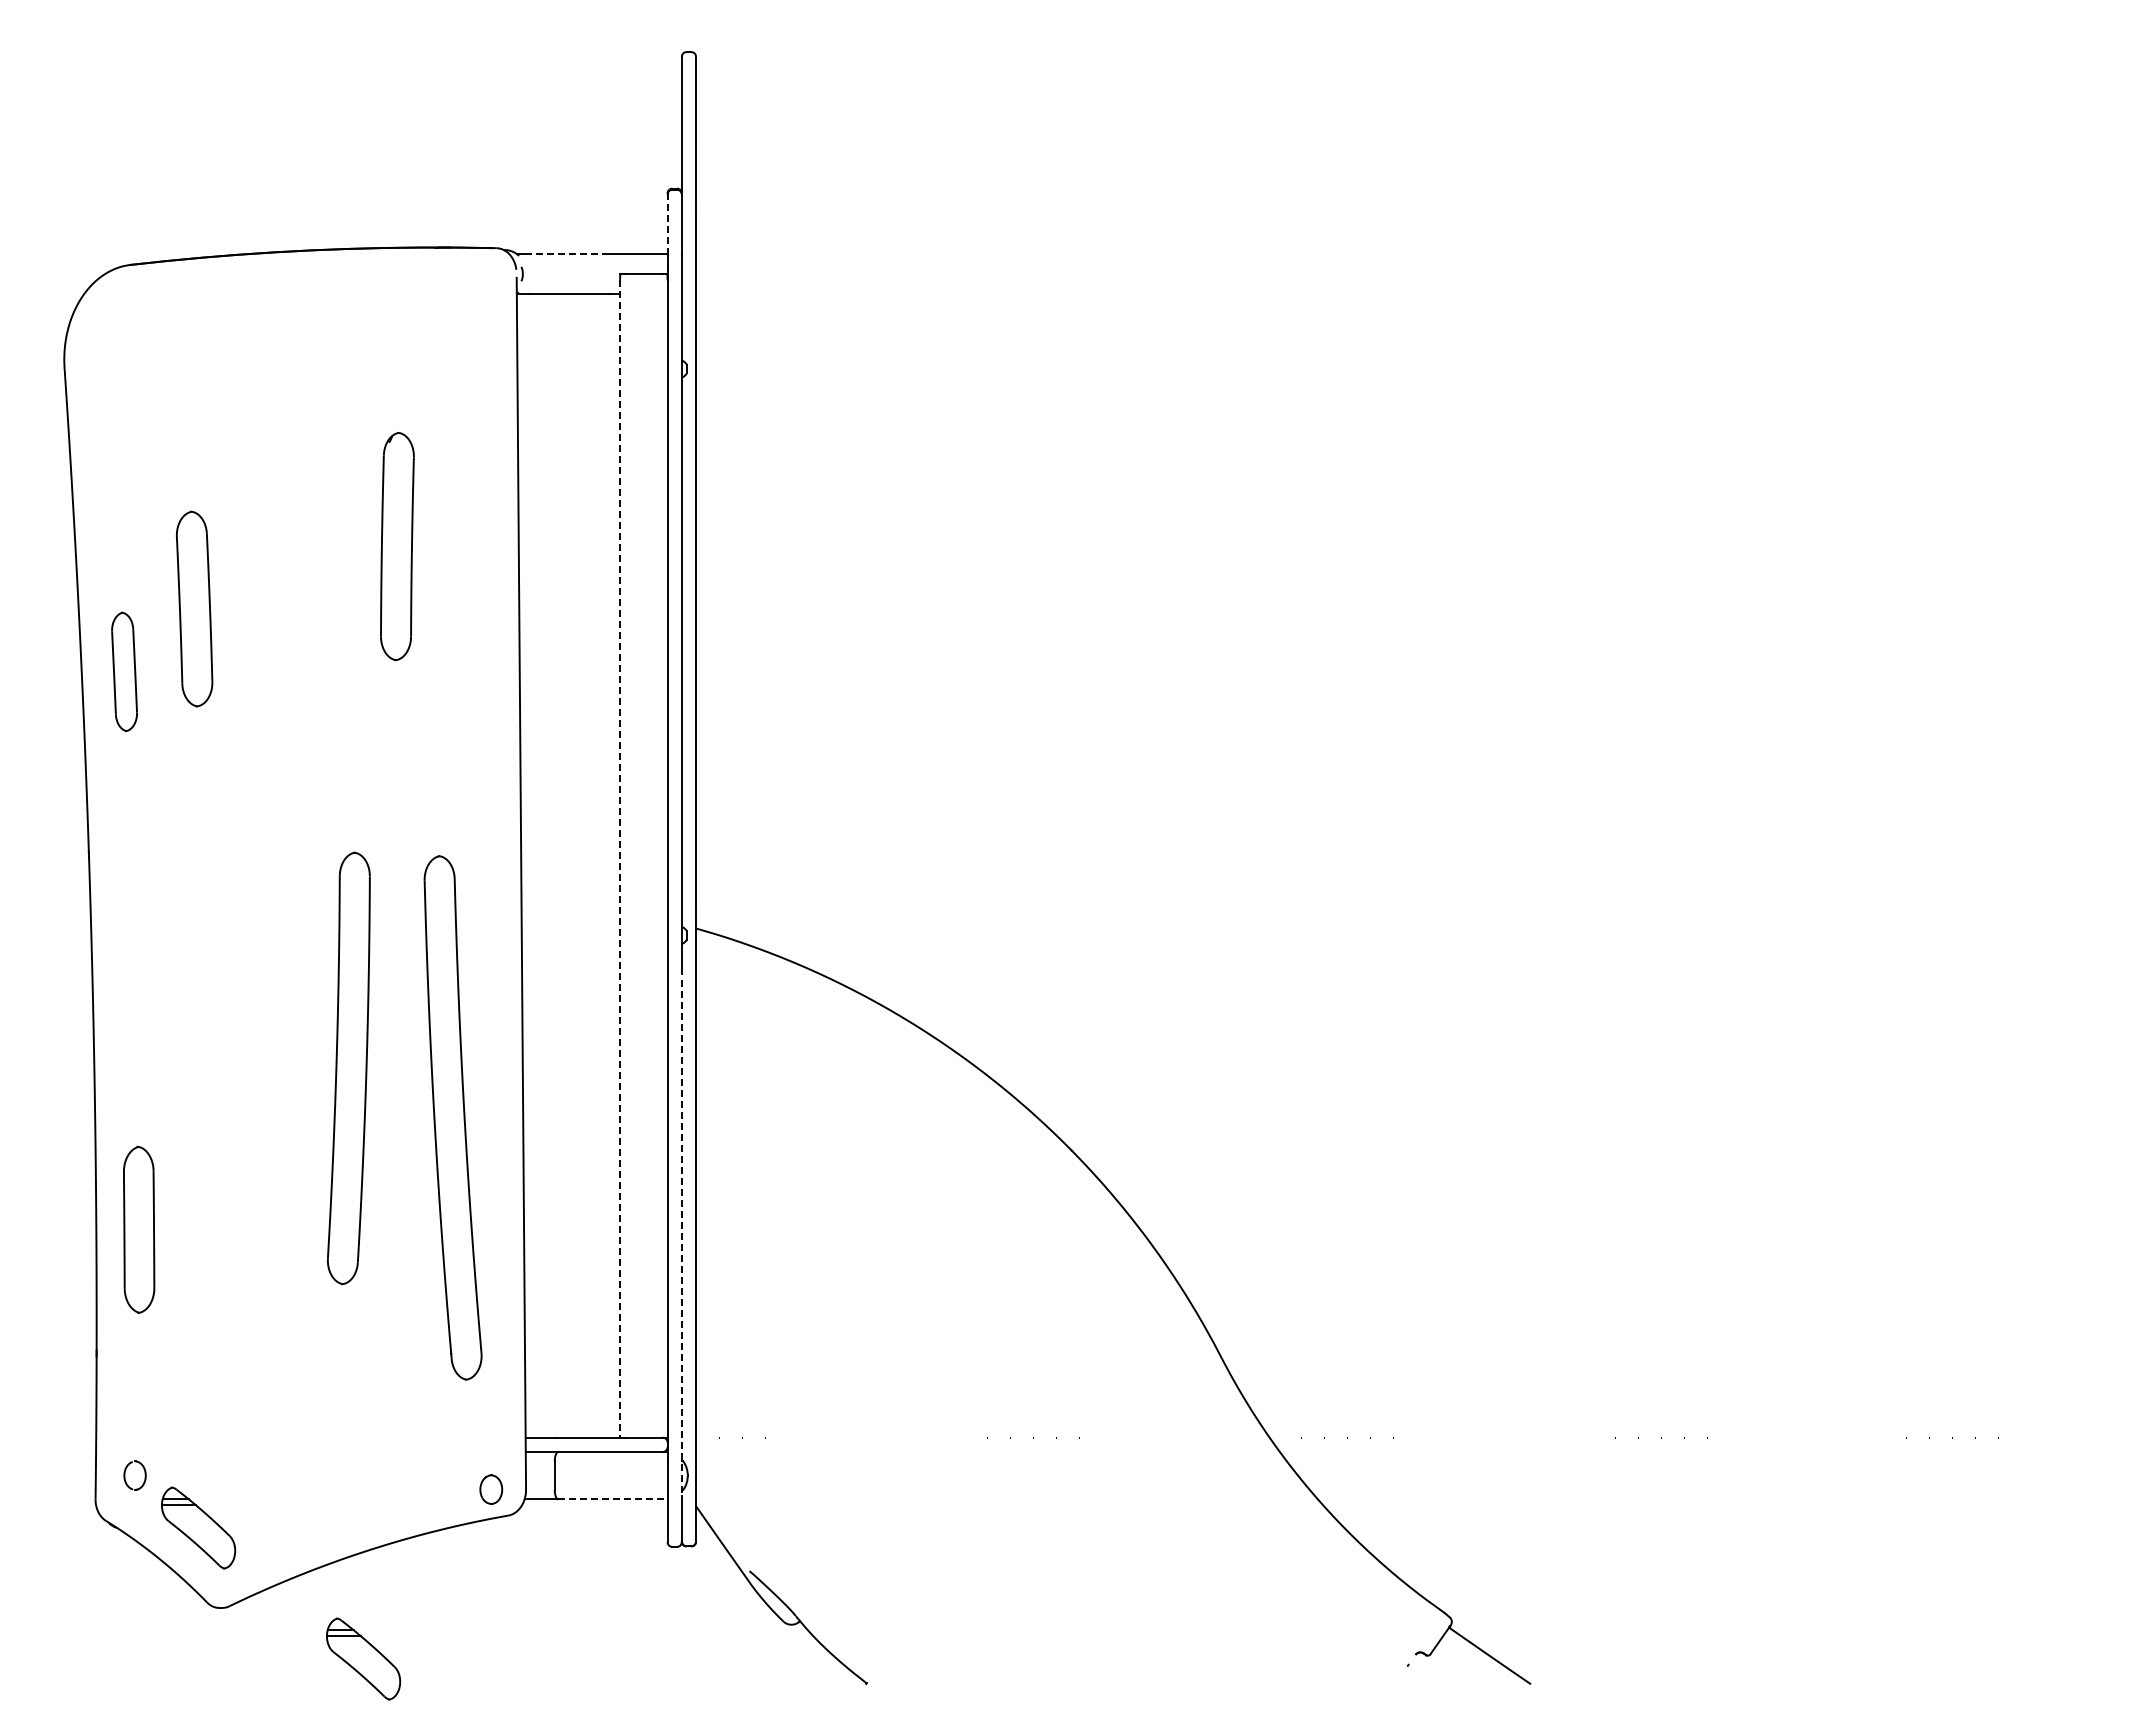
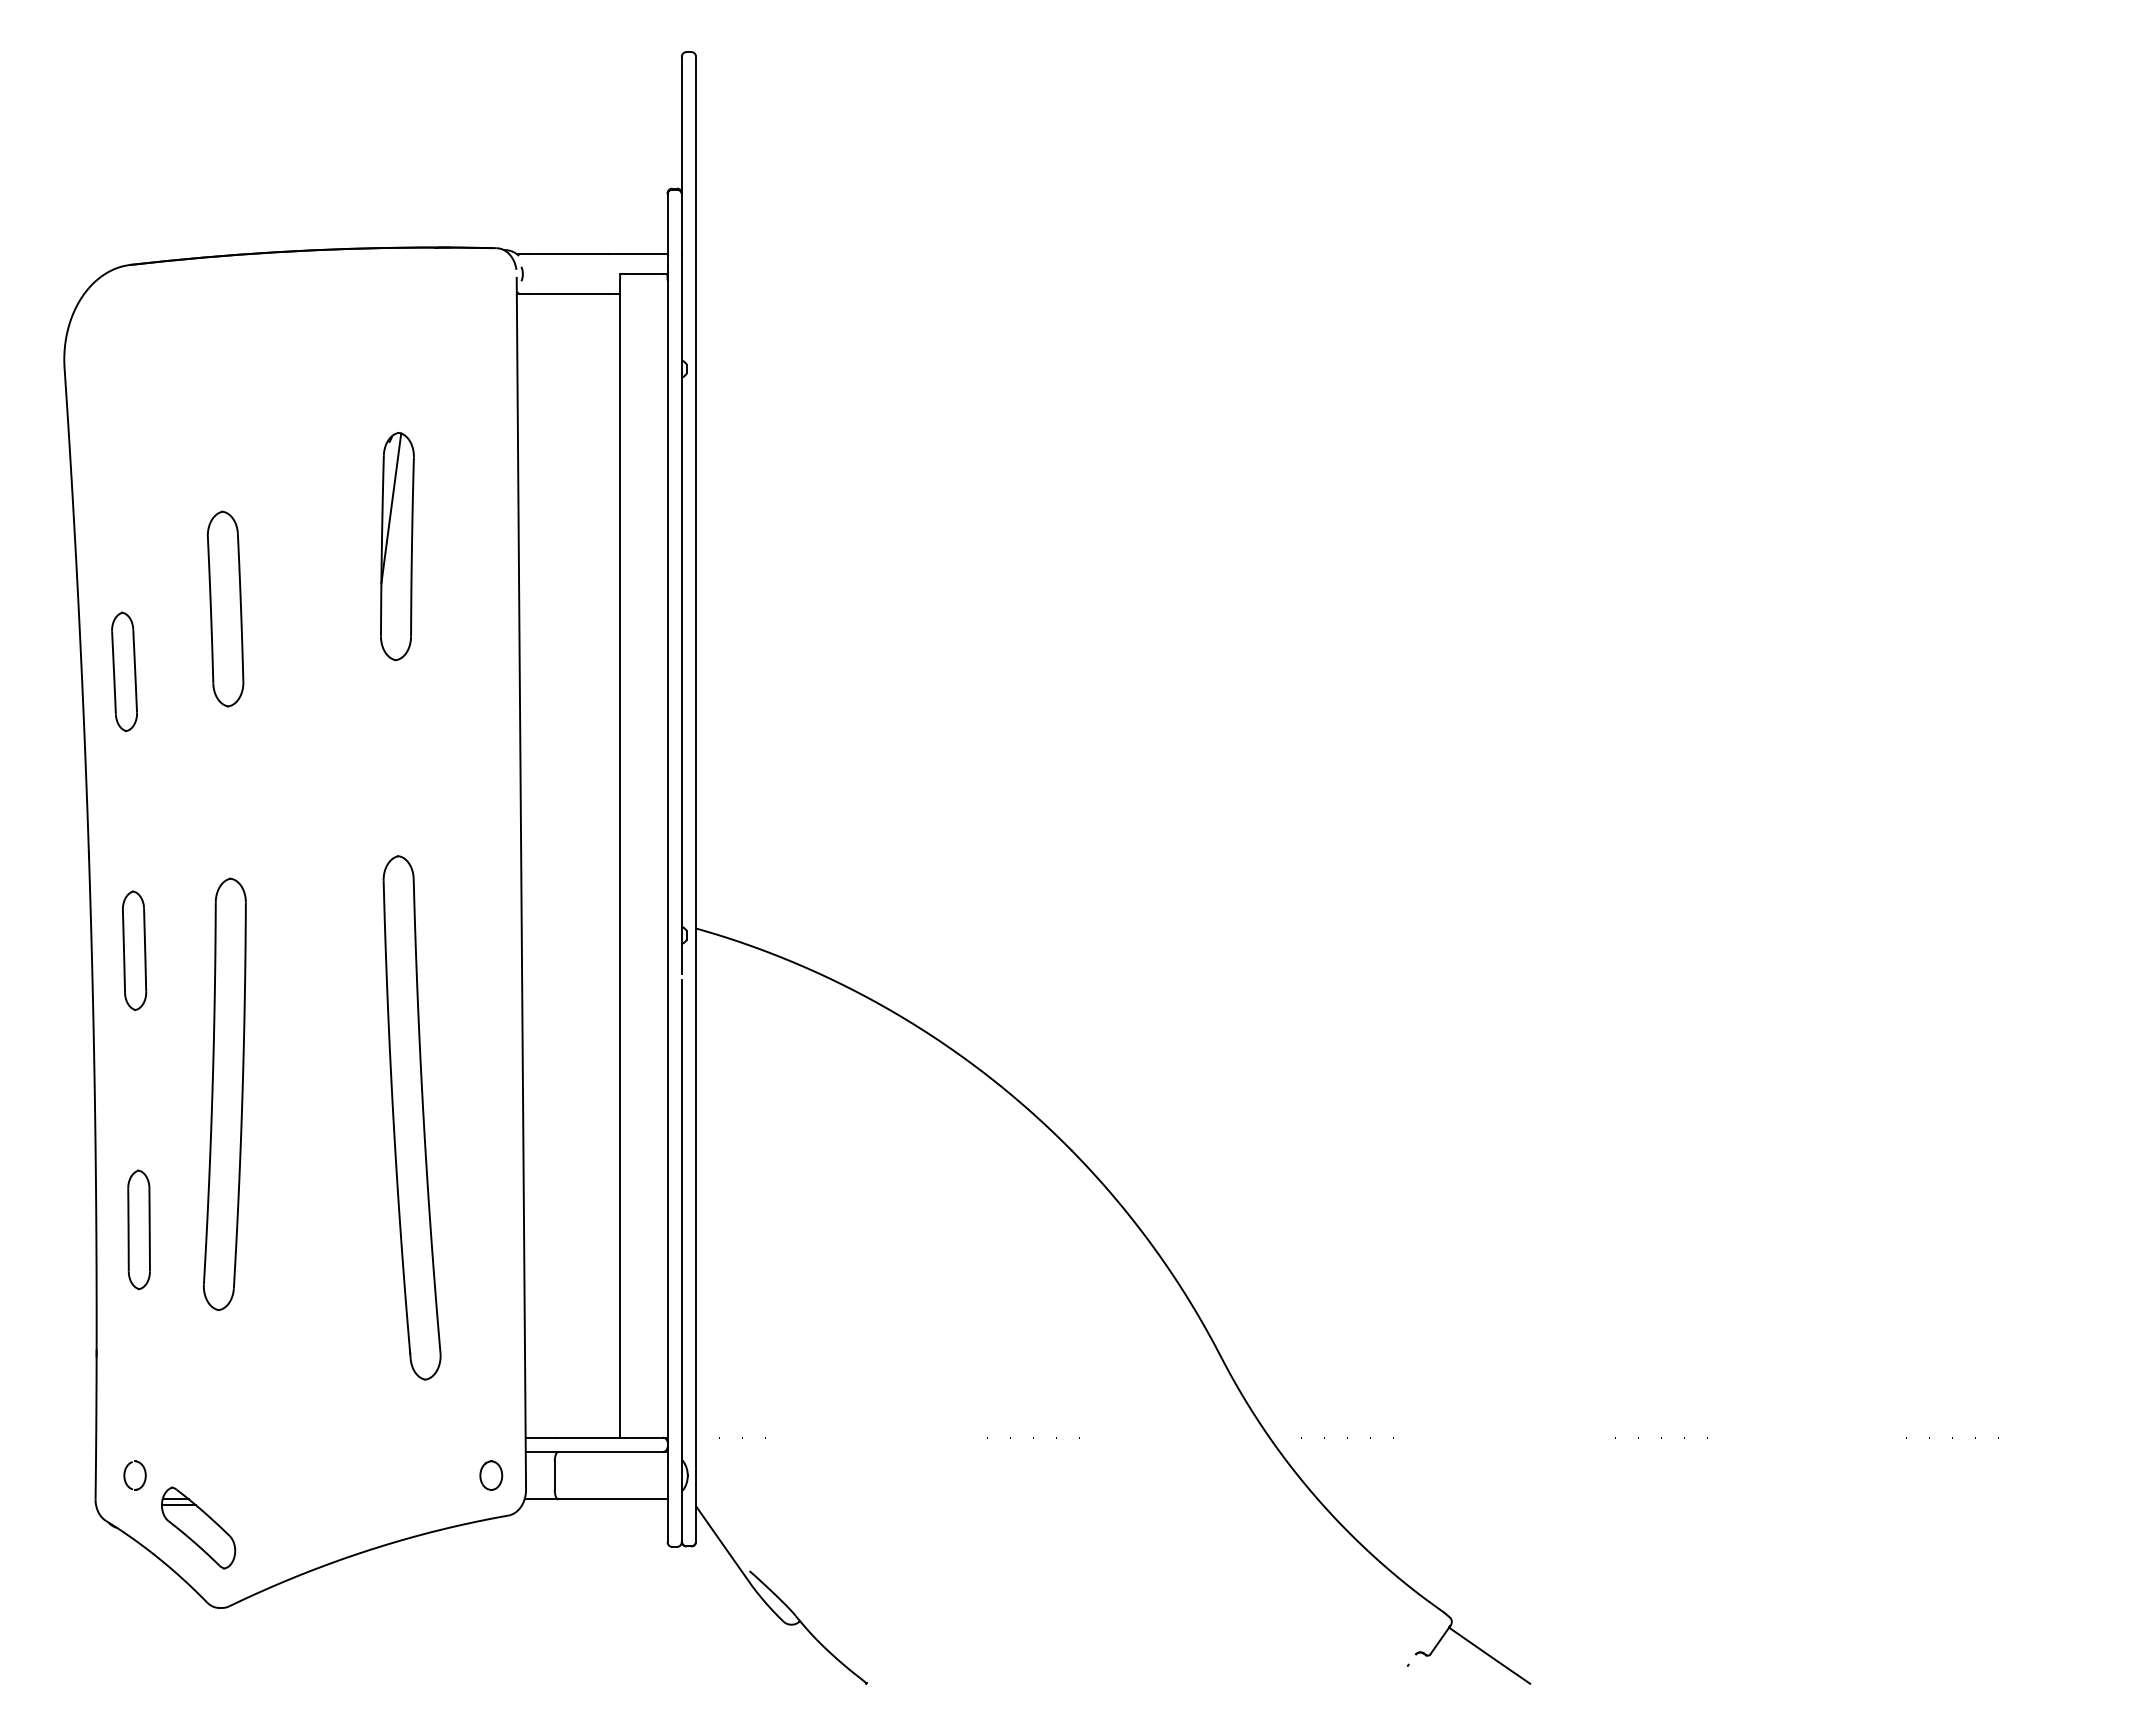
line: dashed -> solid (667, 224)
line: dashed -> solid (569, 254)
line: none -> present (391, 508)
part position: (194, 608) -> (225, 608) (225, 608)
line: dashed -> solid (620, 859)
part: none -> present (134, 950)
part position: (348, 1067) -> (224, 1093) (224, 1093)
part position: (452, 1117) -> (411, 1117) (411, 1117)
part size: 33x169 px -> 24x122 px (138, 1229)
line: dashed -> solid (681, 1237)
part position: (491, 1489) -> (491, 1475) (491, 1475)
line: dashed -> solid (612, 1499)
part: present -> none (363, 1658)
